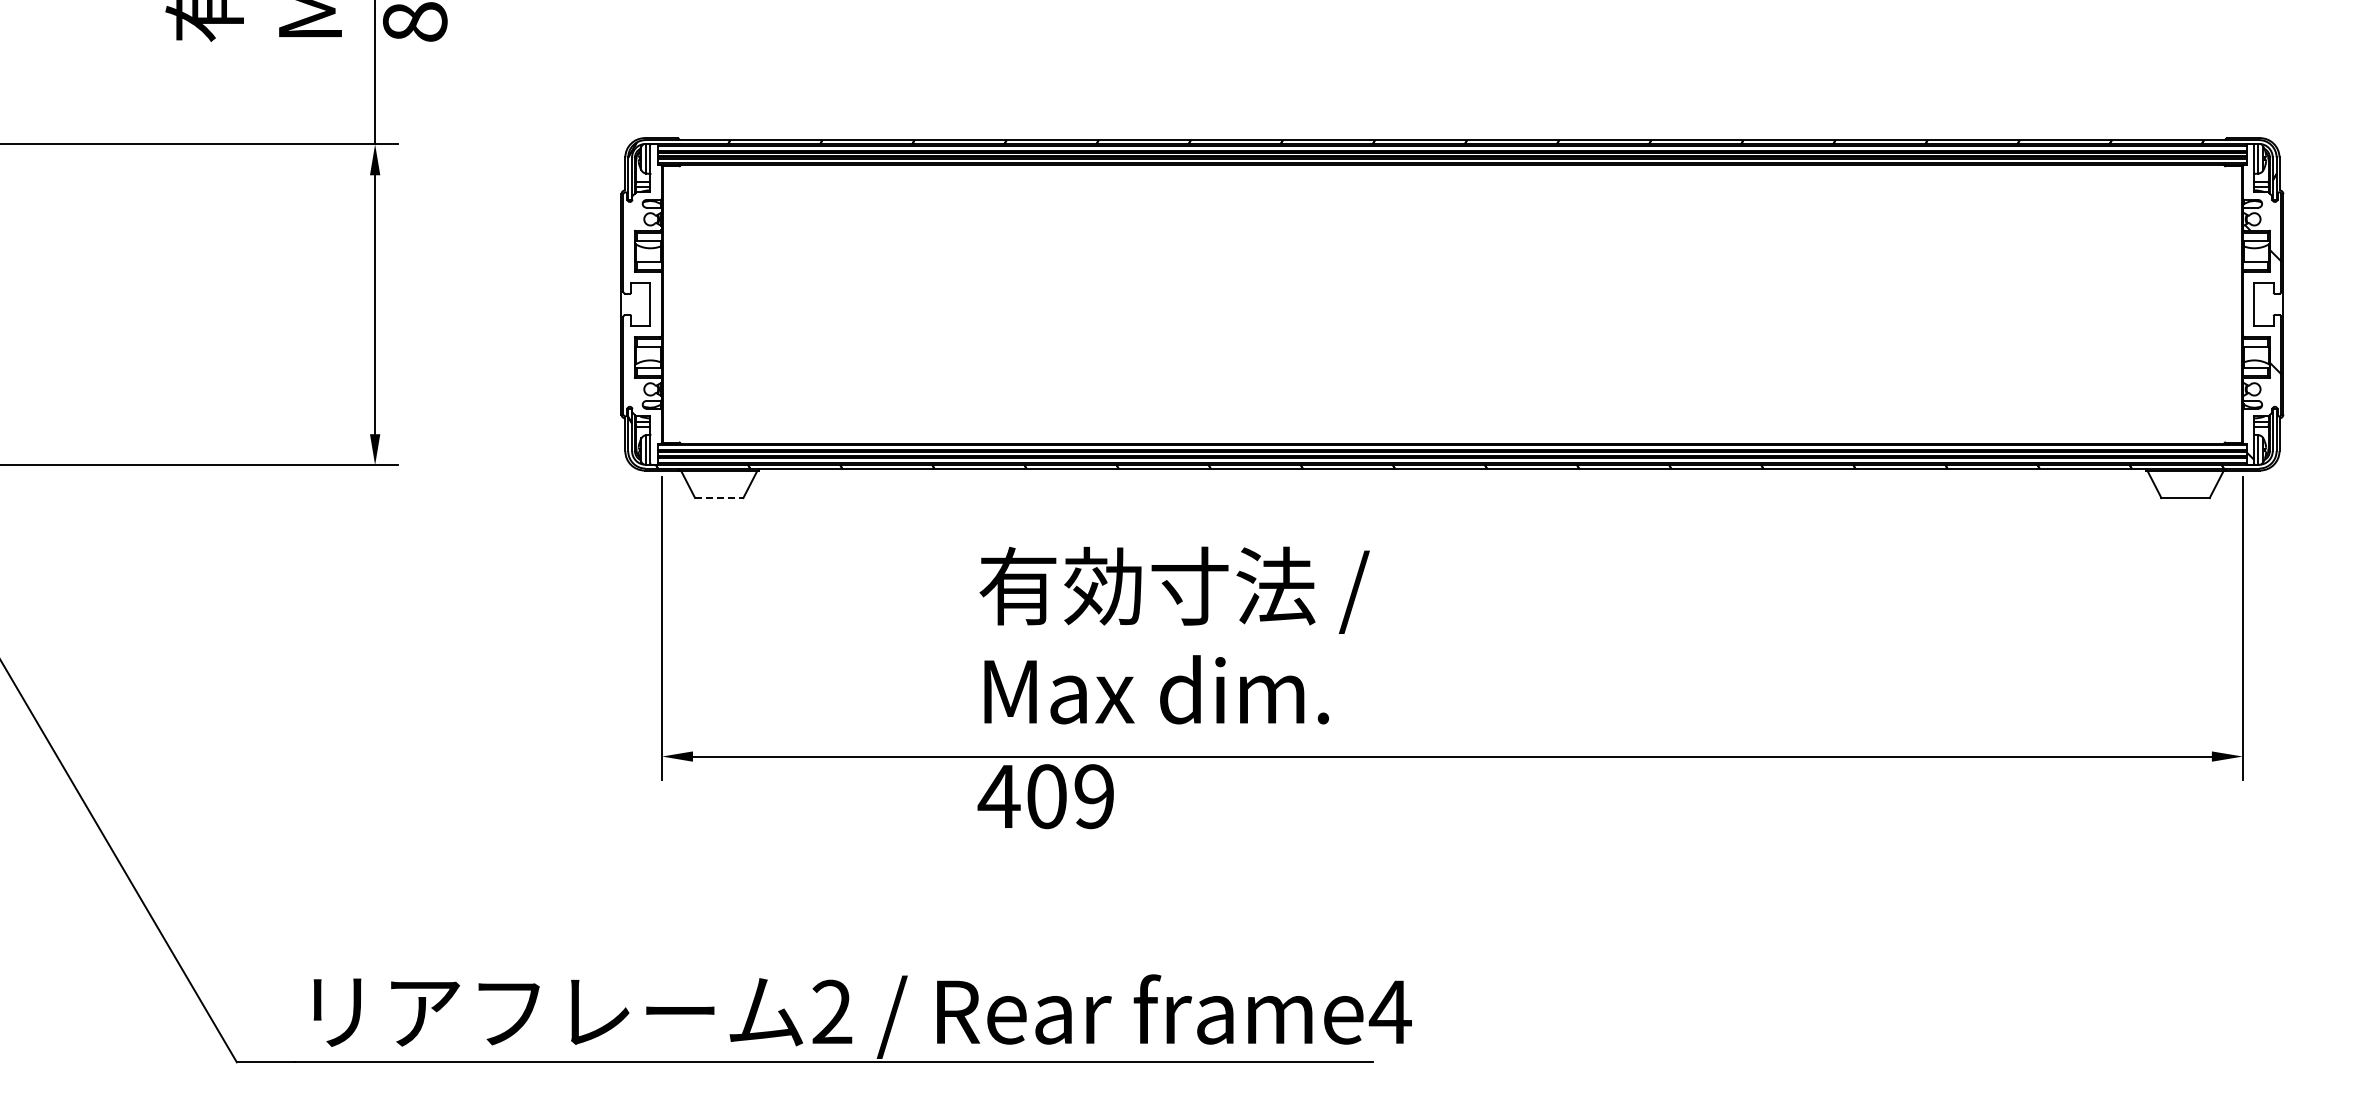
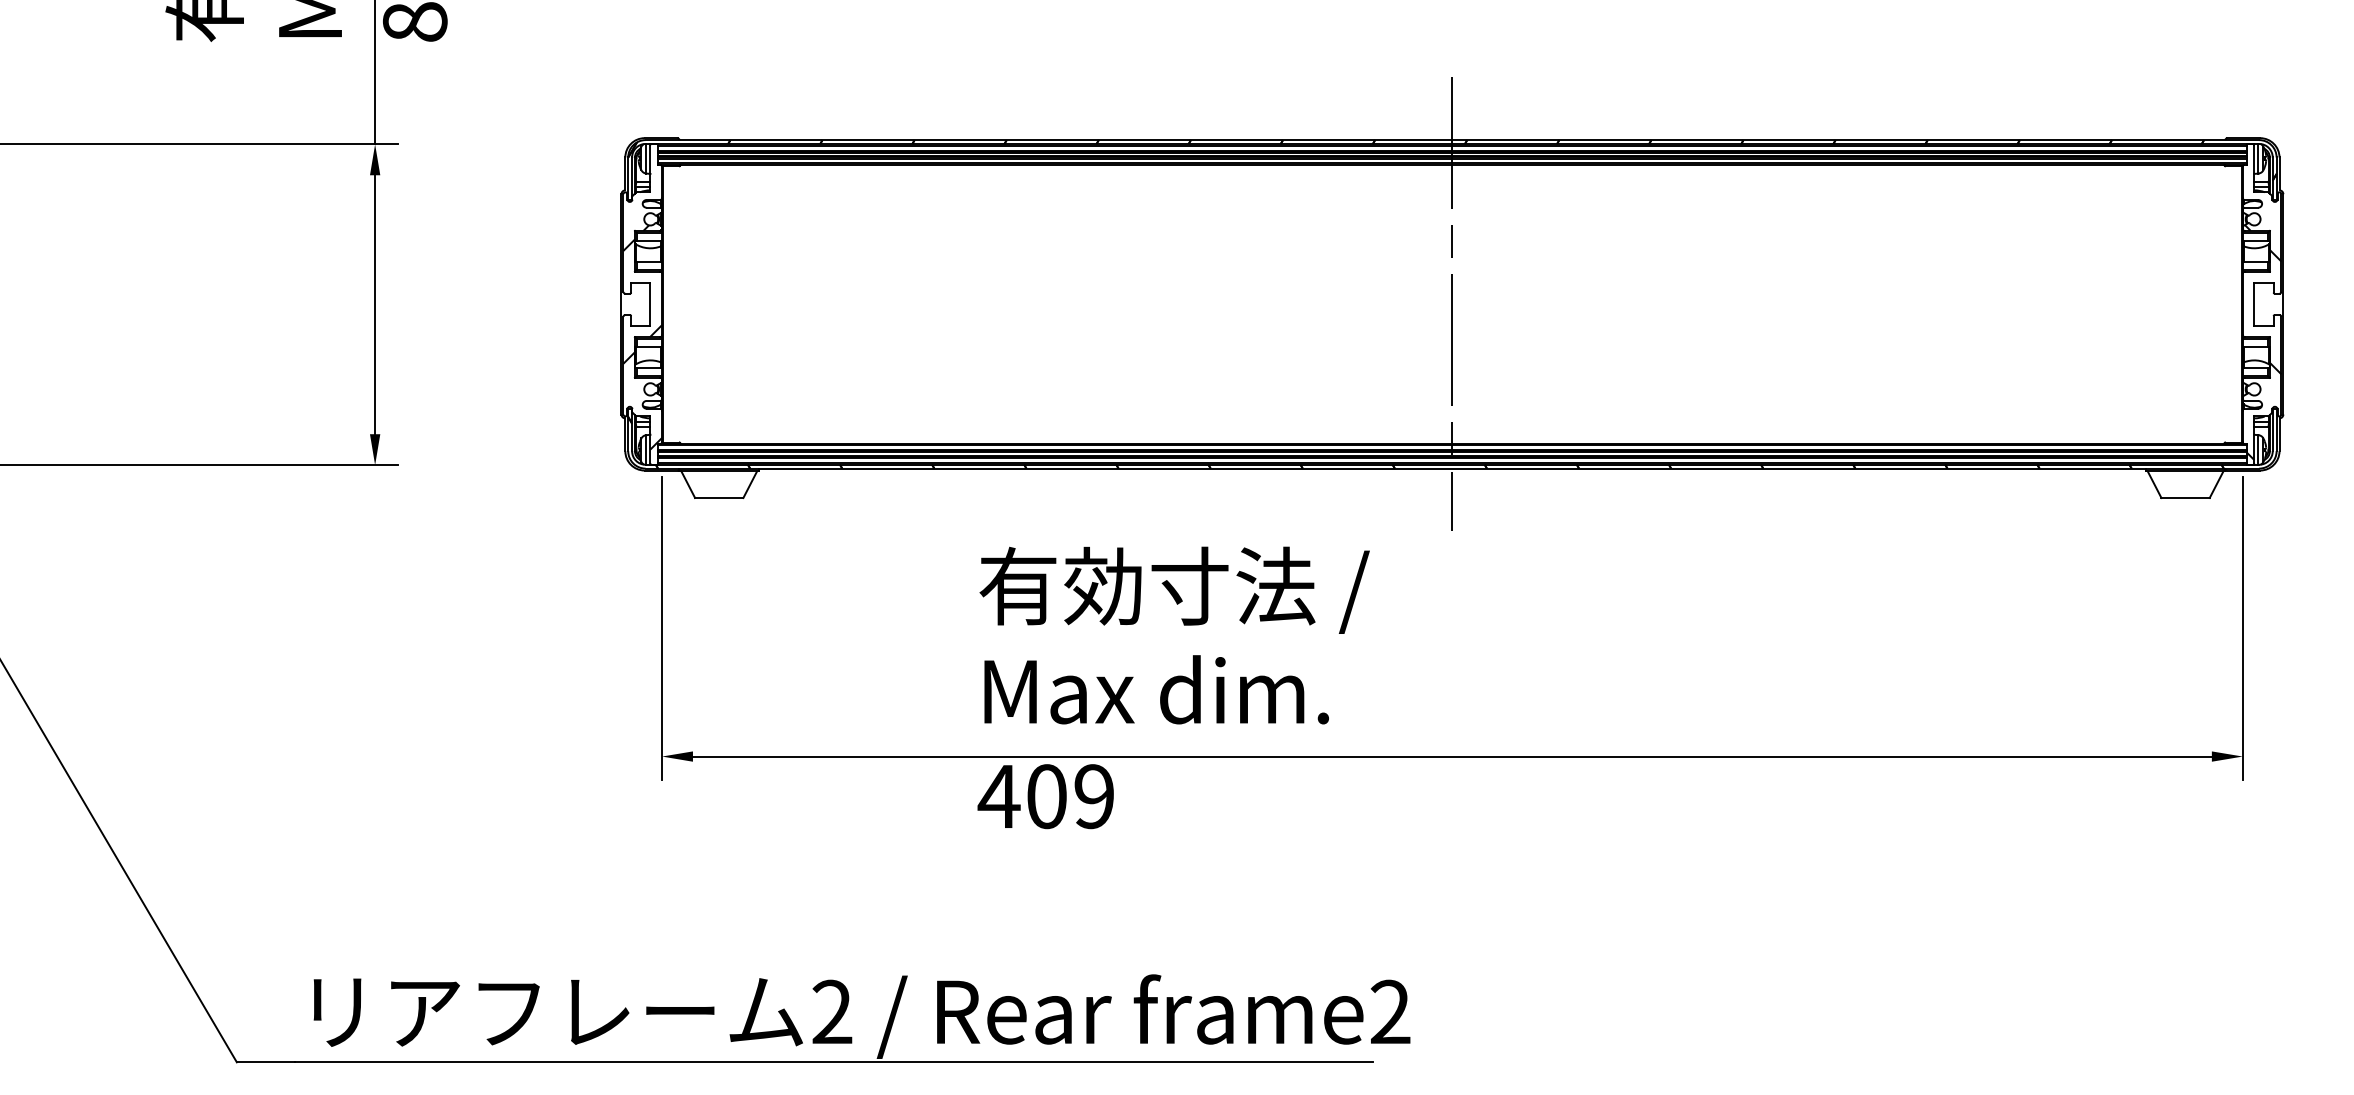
line: none -> present (1452, 304)
hatch: none -> present (642, 334)
line: dashed -> solid (719, 498)
text: frame4 -> frame2 (1389, 1011)
